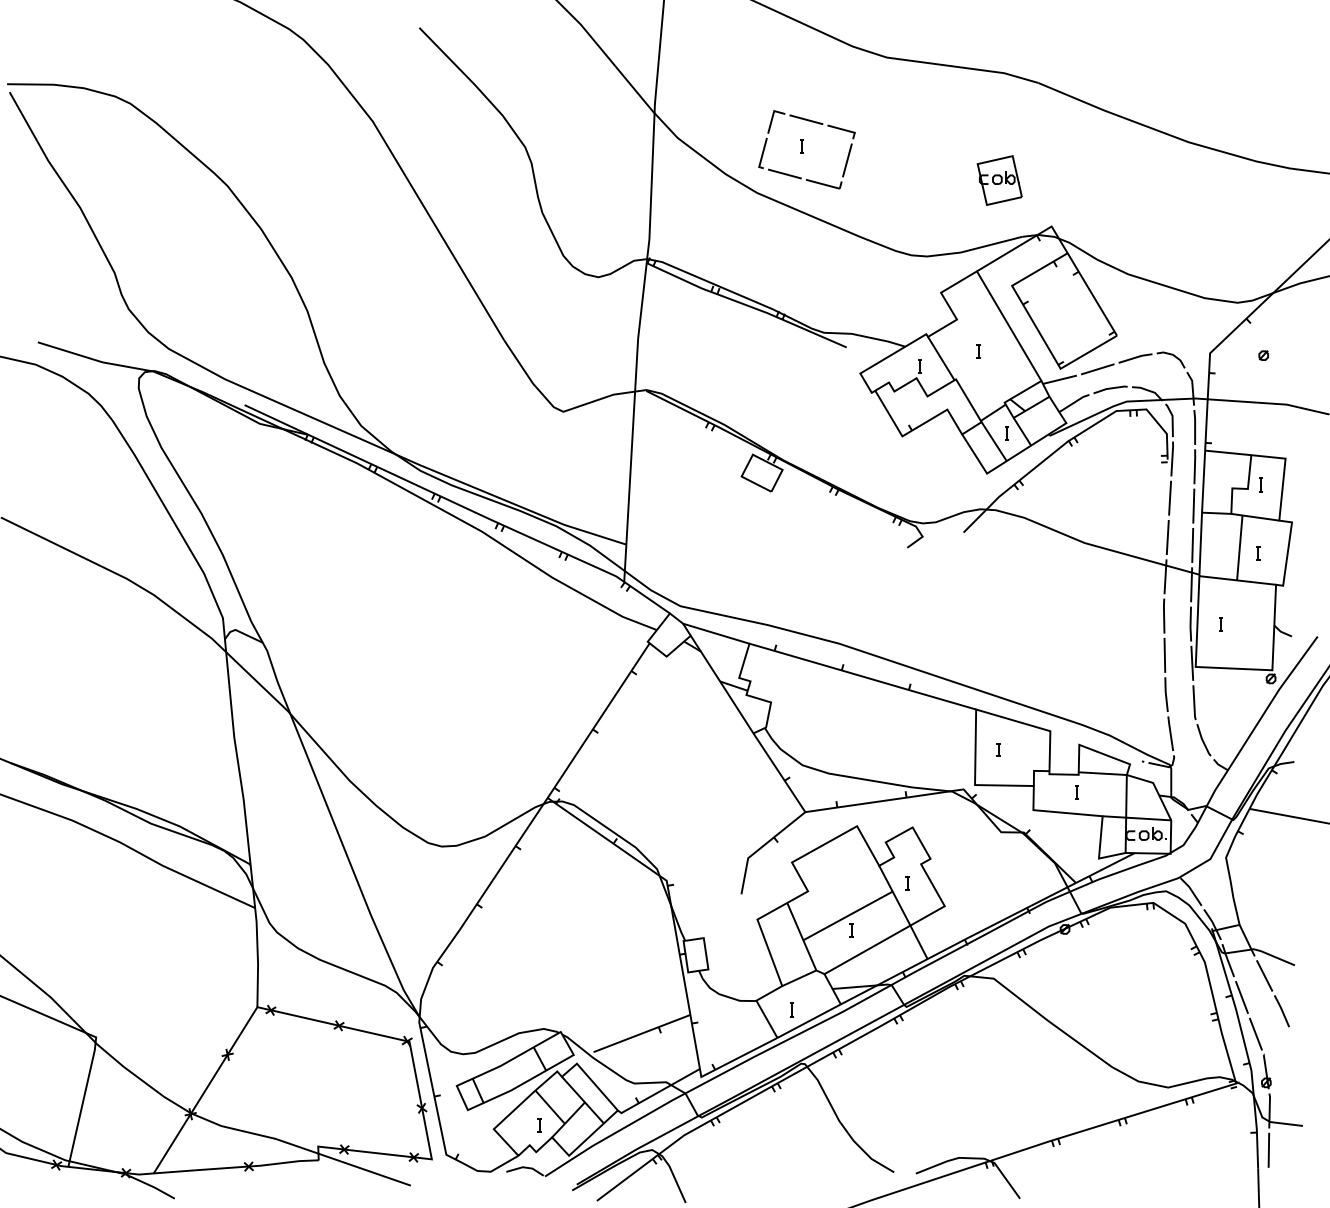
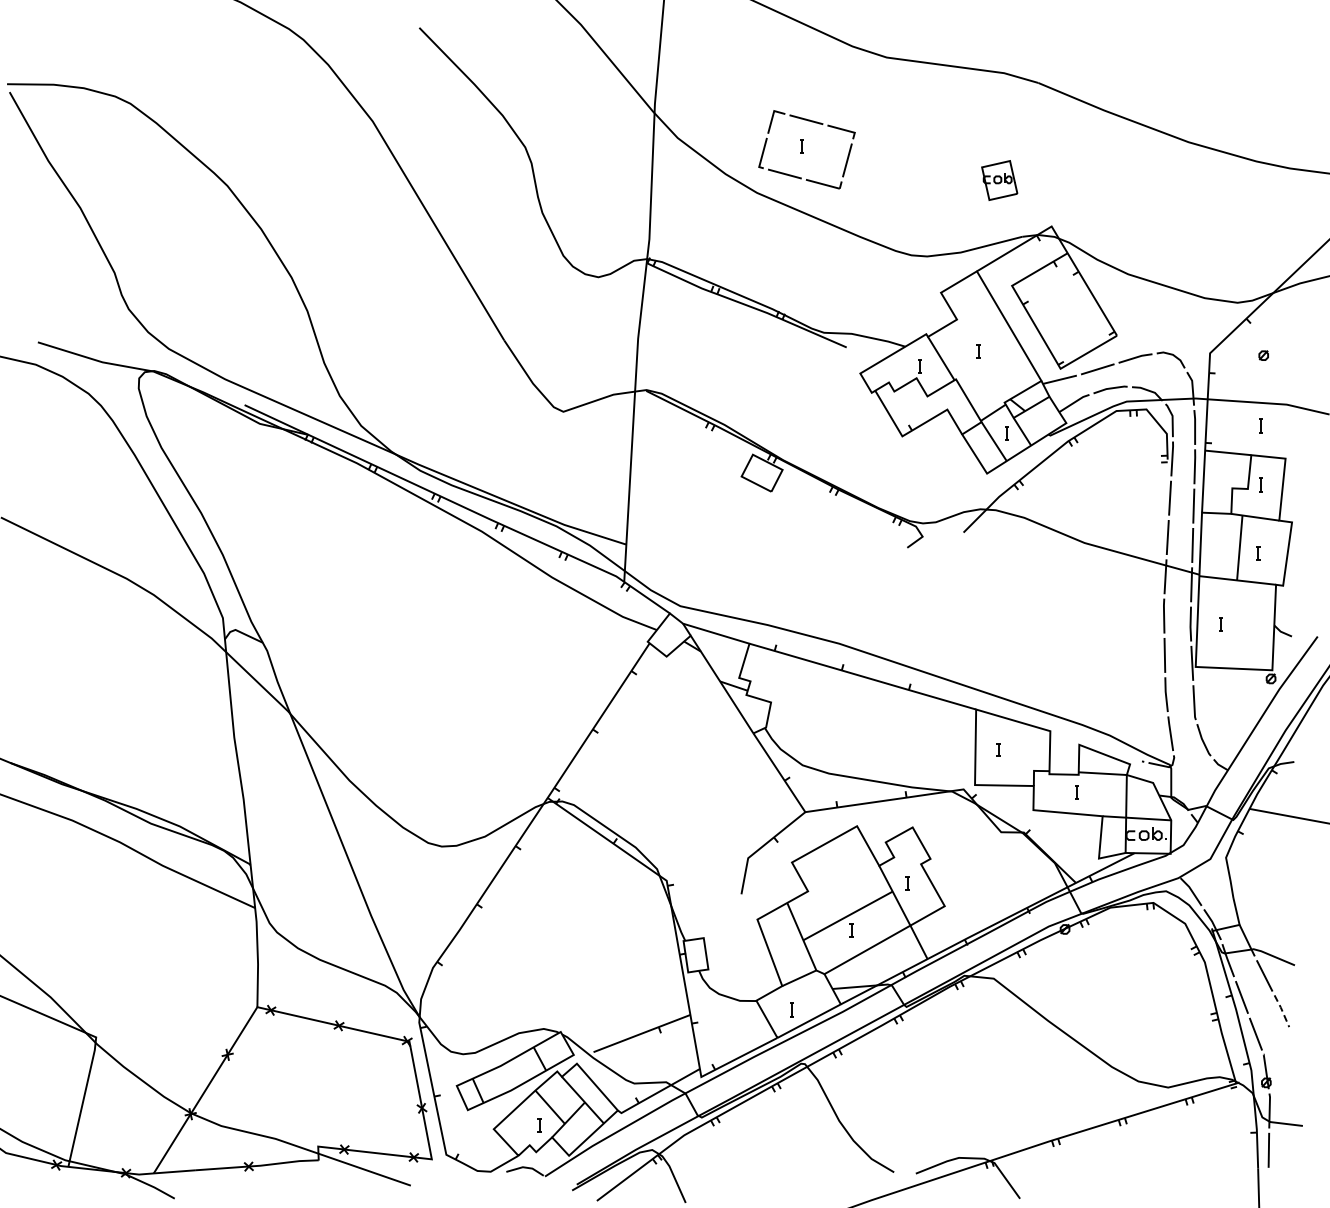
part size: 47x51 px -> 38x41 px (999, 180)
line: none -> present (1260, 425)
line: solid -> dashed (1282, 1011)
